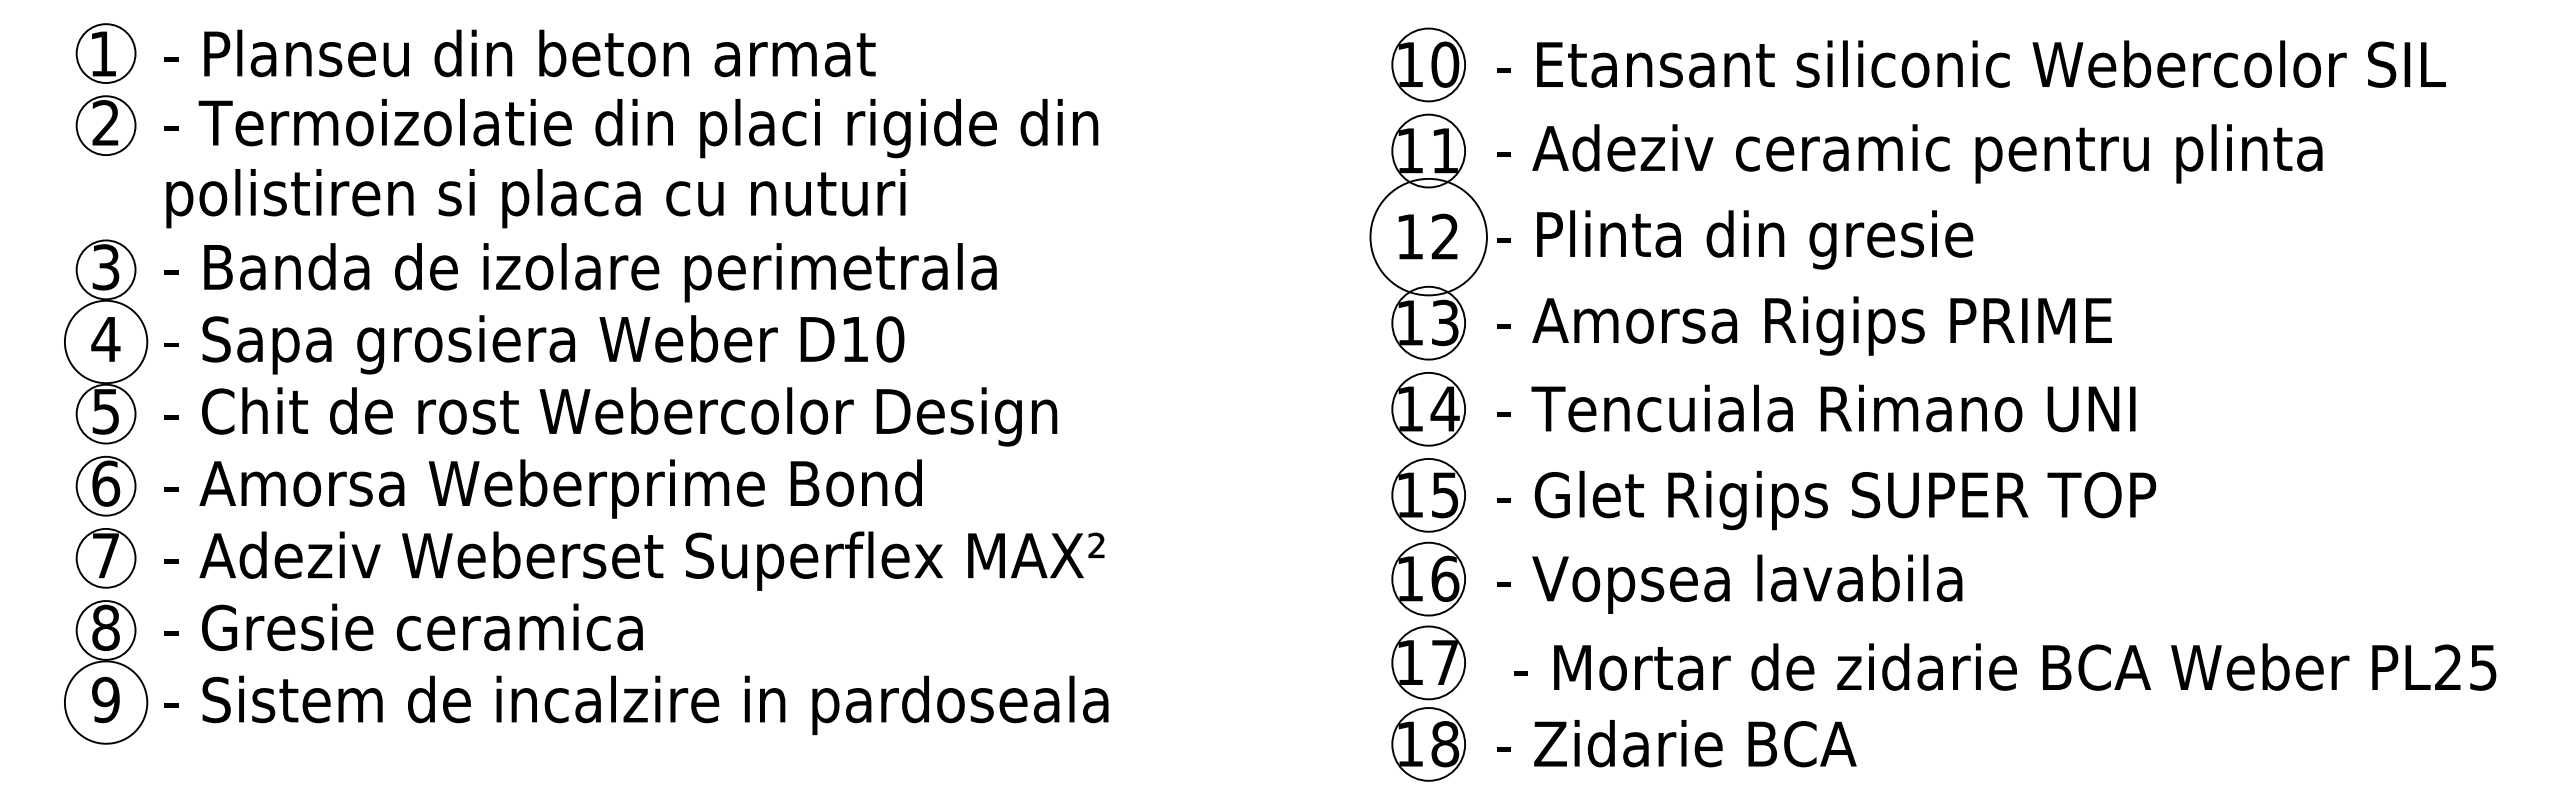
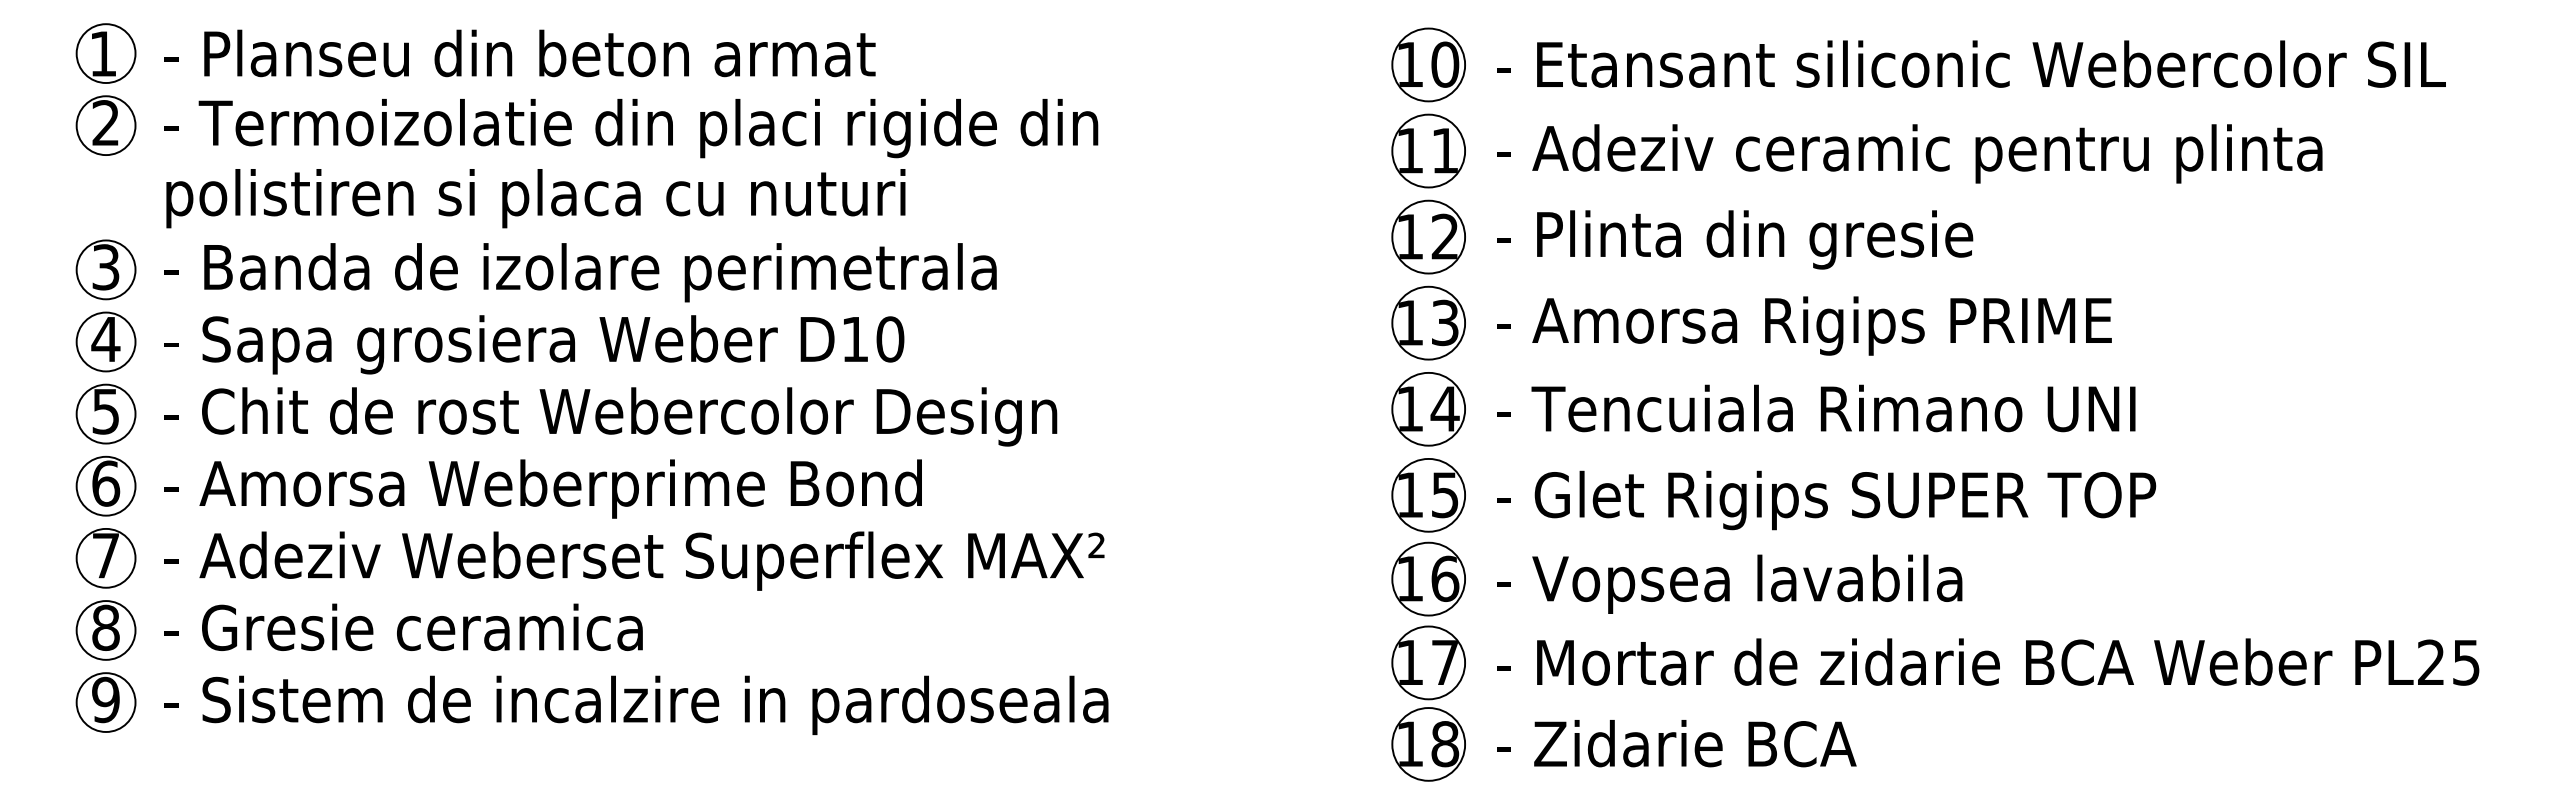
circle diameter: 116 px -> 73 px (1428, 236)
circle diameter: 82 px -> 59 px (105, 341)
text position: (2005, 666) -> (1988, 661) (1988, 661)
circle diameter: 82 px -> 59 px (105, 702)
